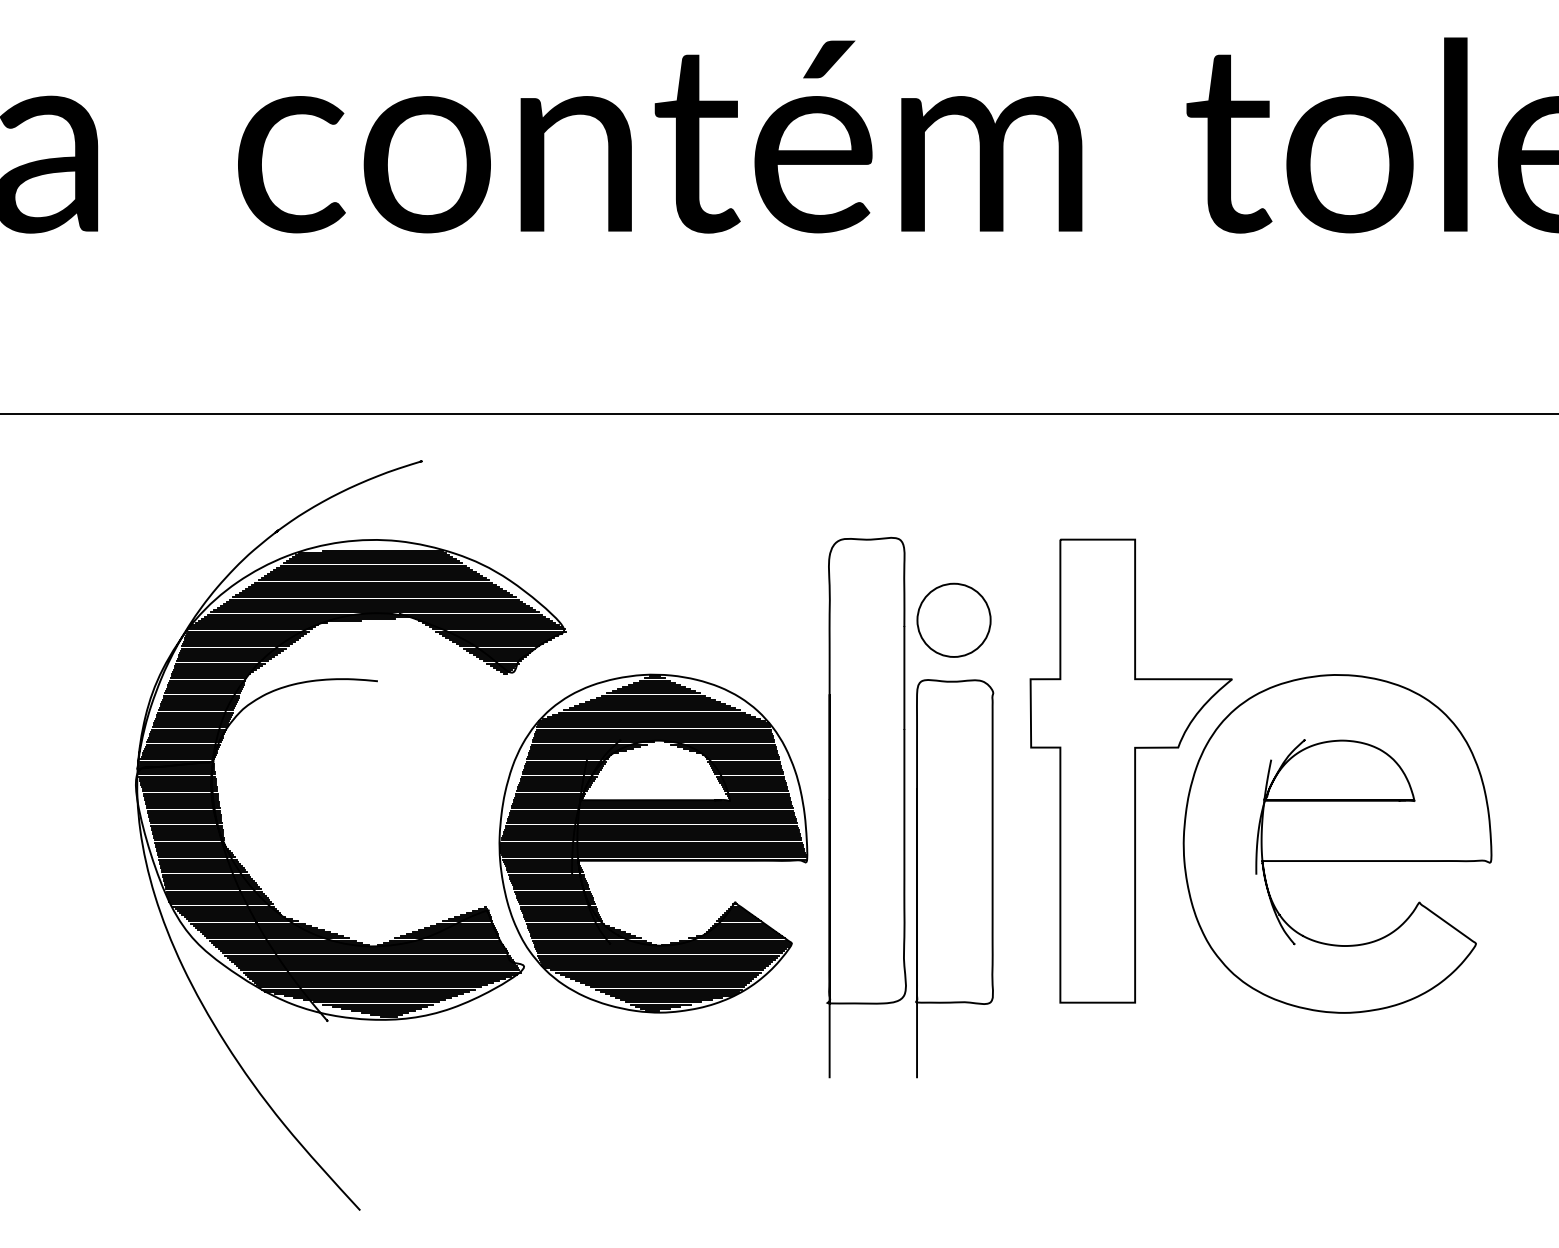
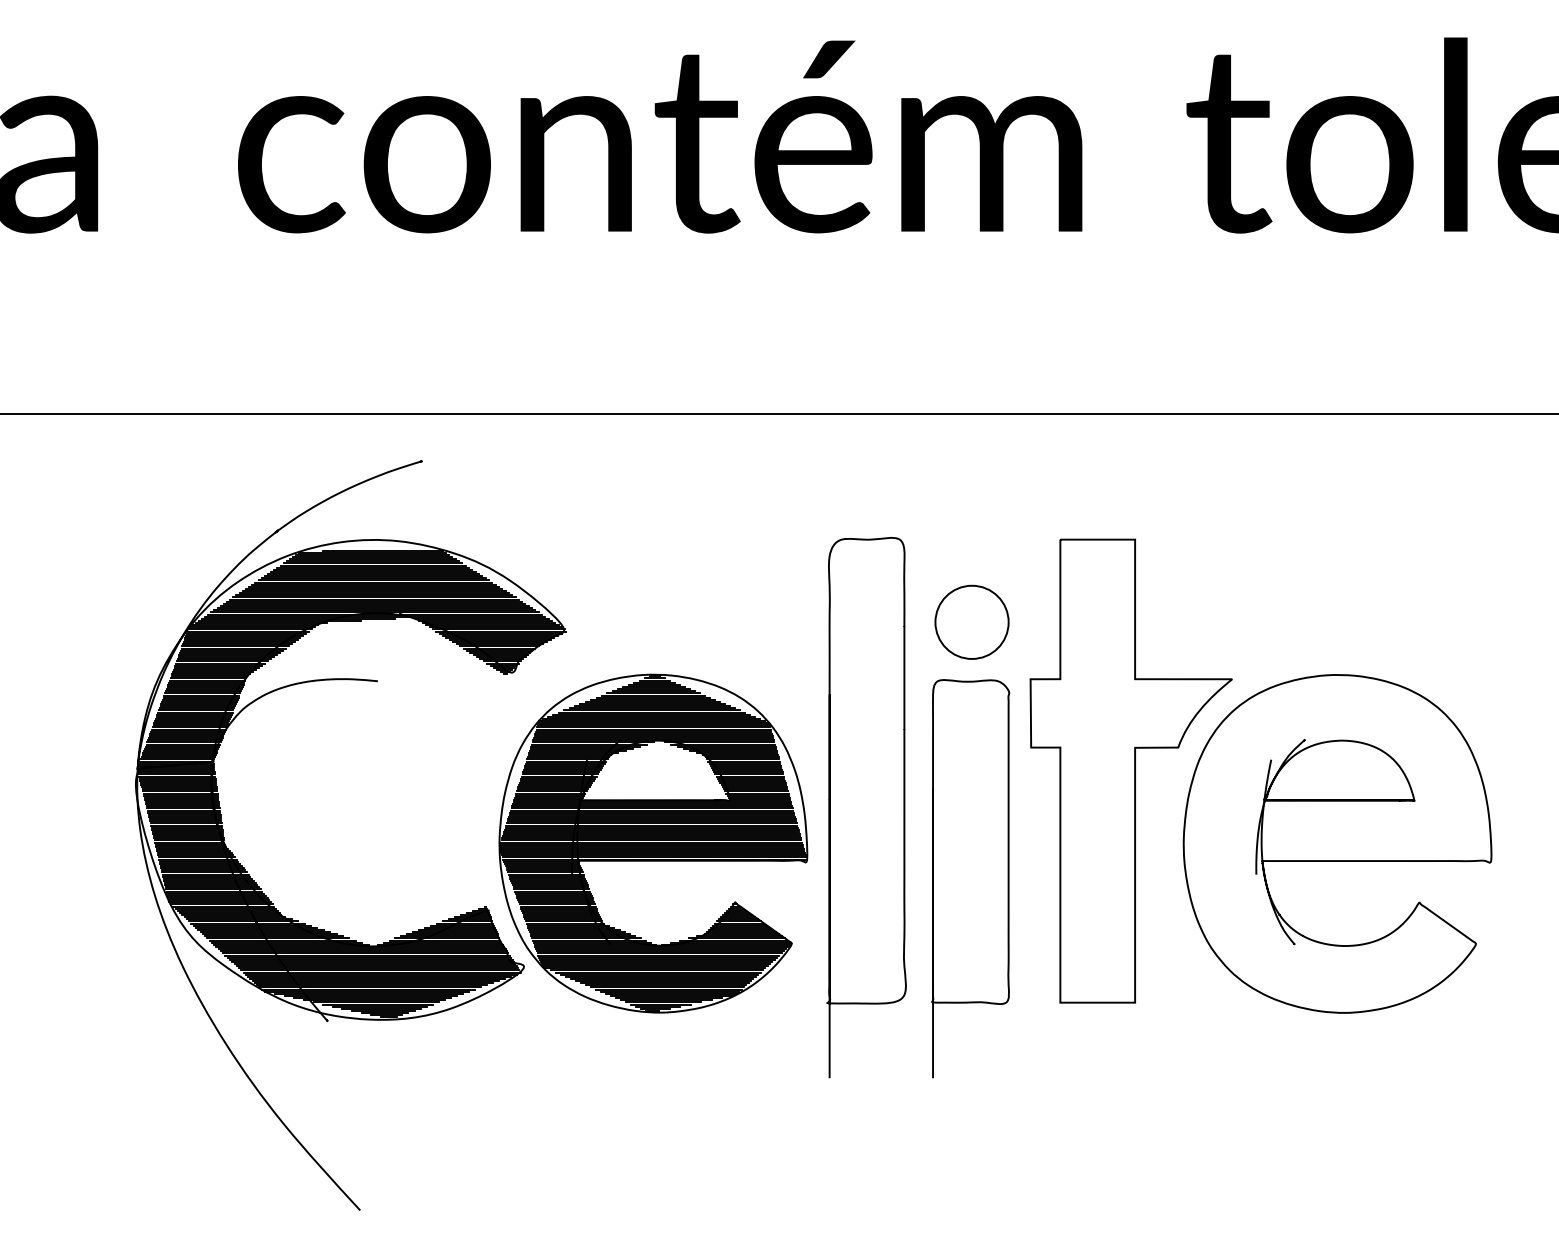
part position: (953, 619) -> (971, 621) (971, 621)
part position: (954, 878) -> (970, 878) (970, 878)
